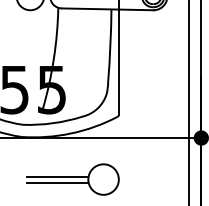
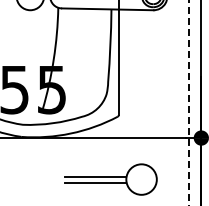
line: solid -> dashed (189, 102)
part position: (72, 179) -> (110, 179) (110, 179)
